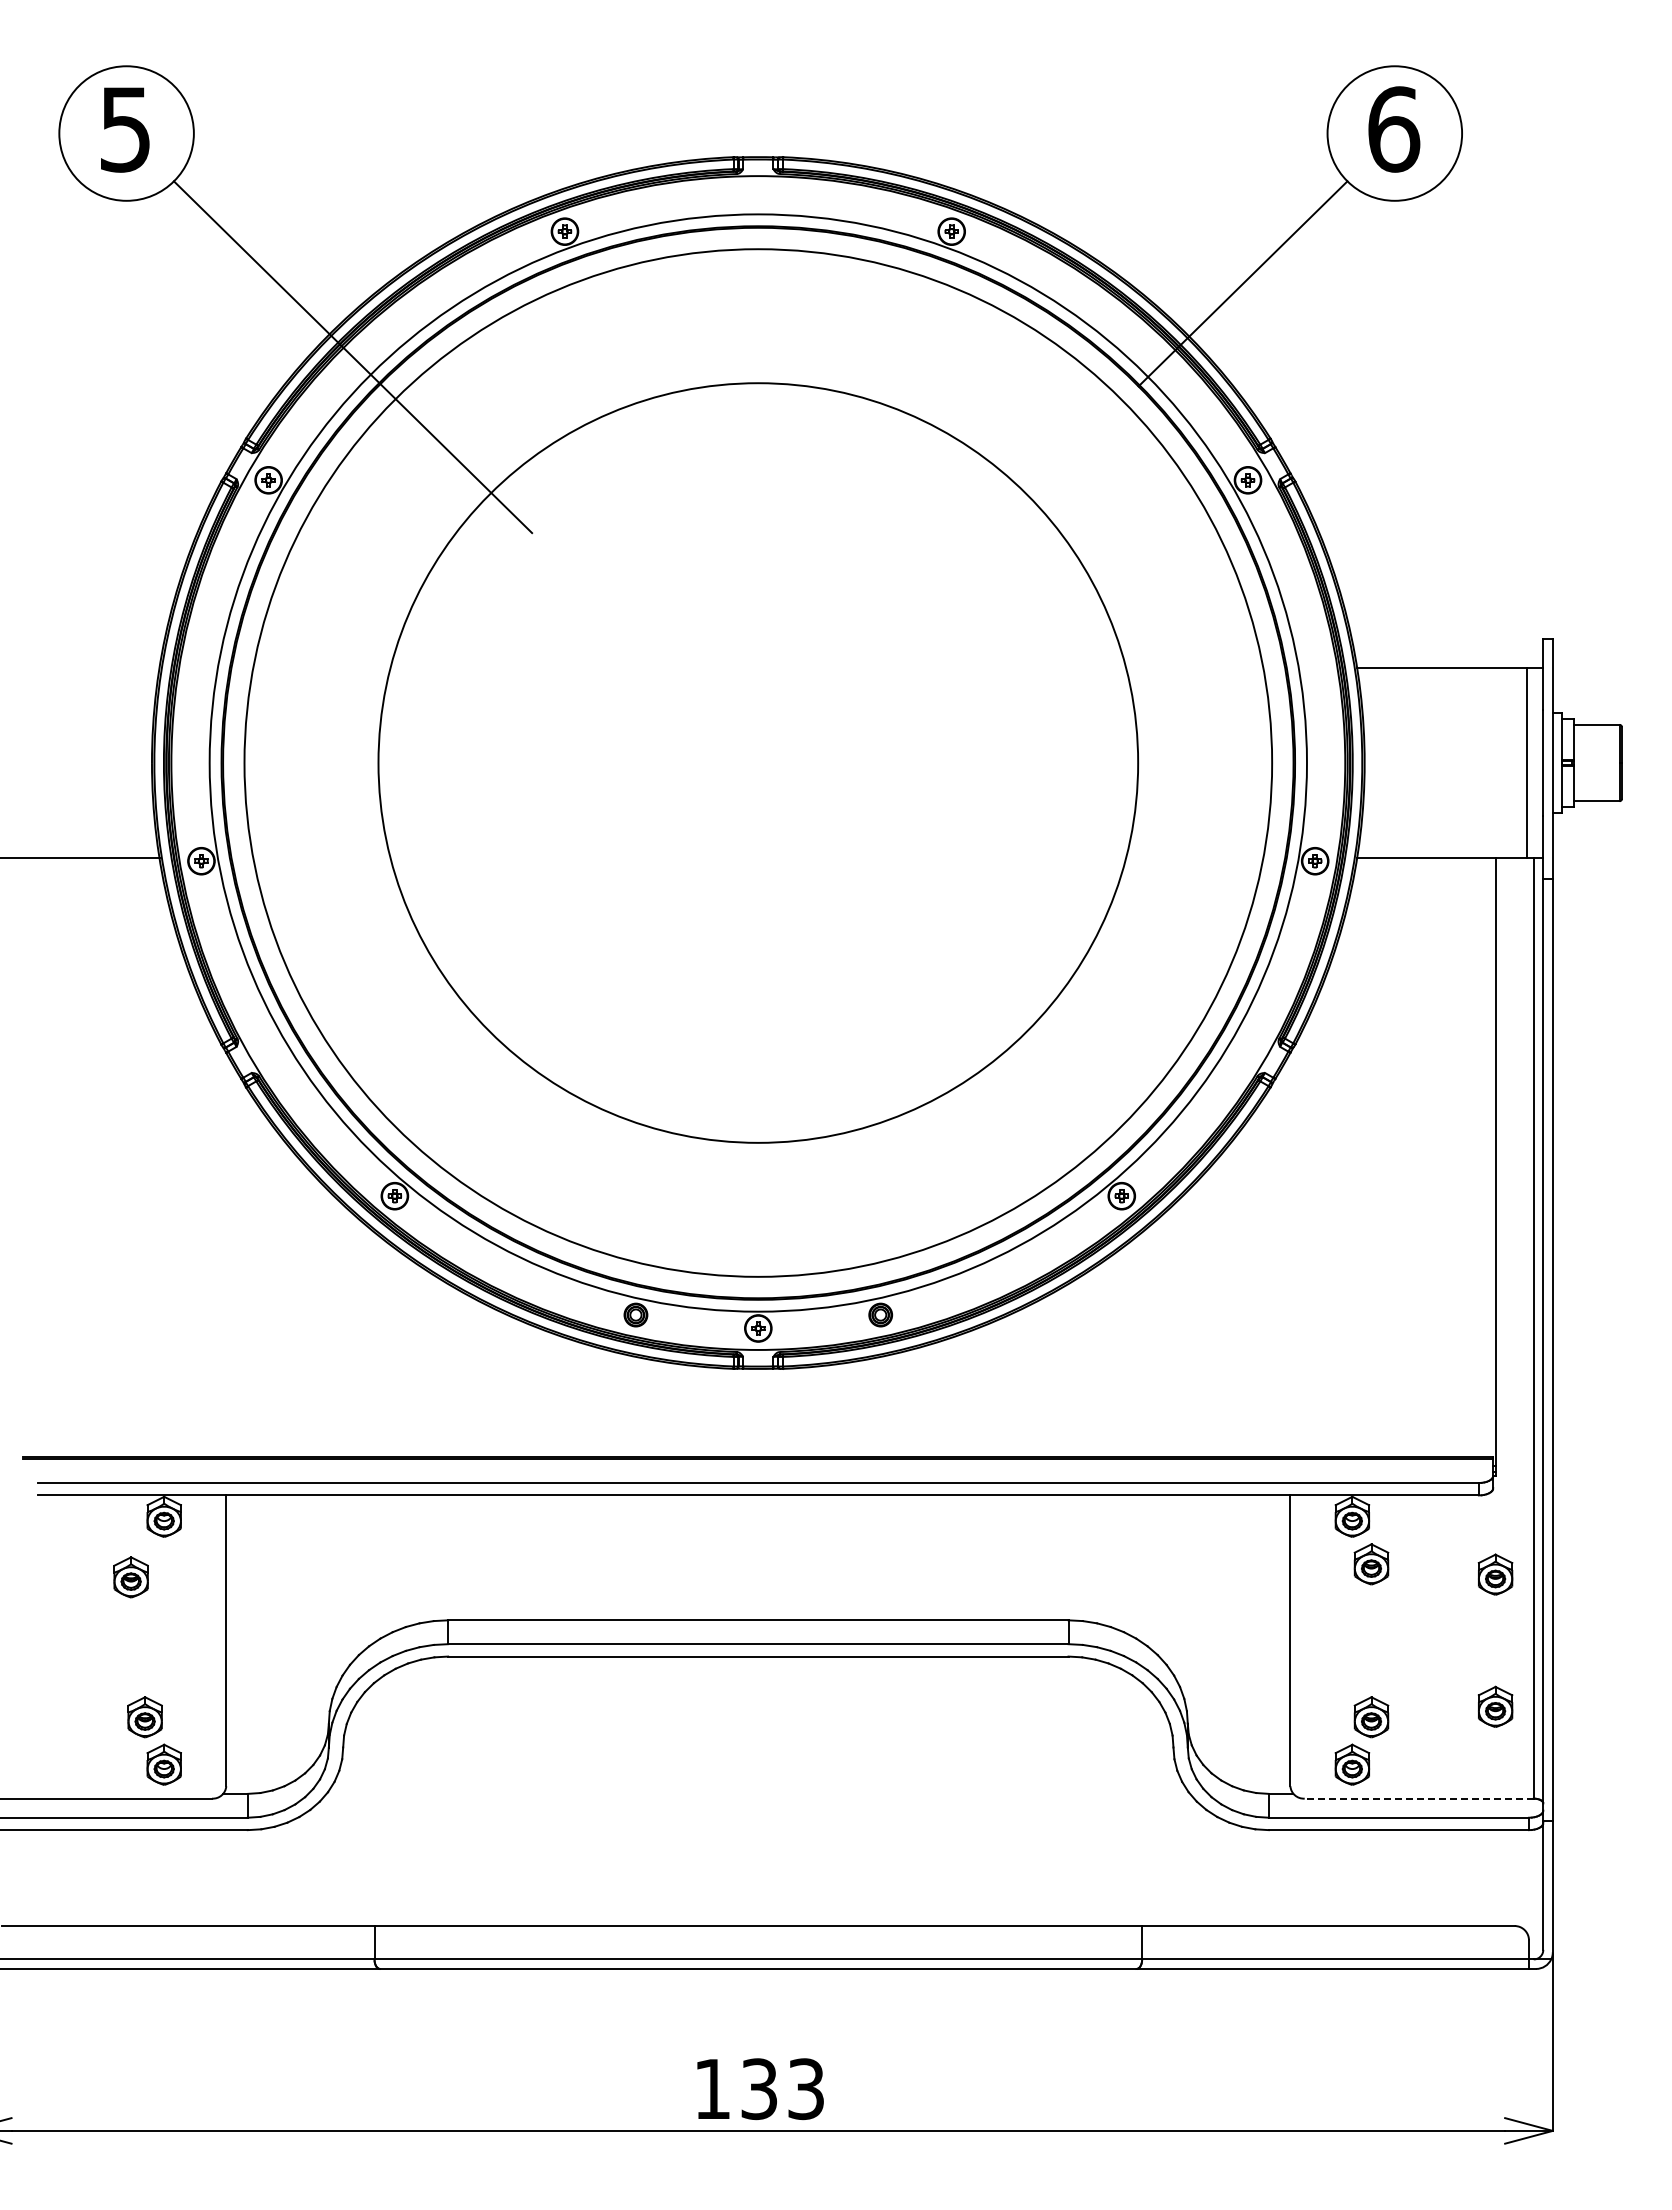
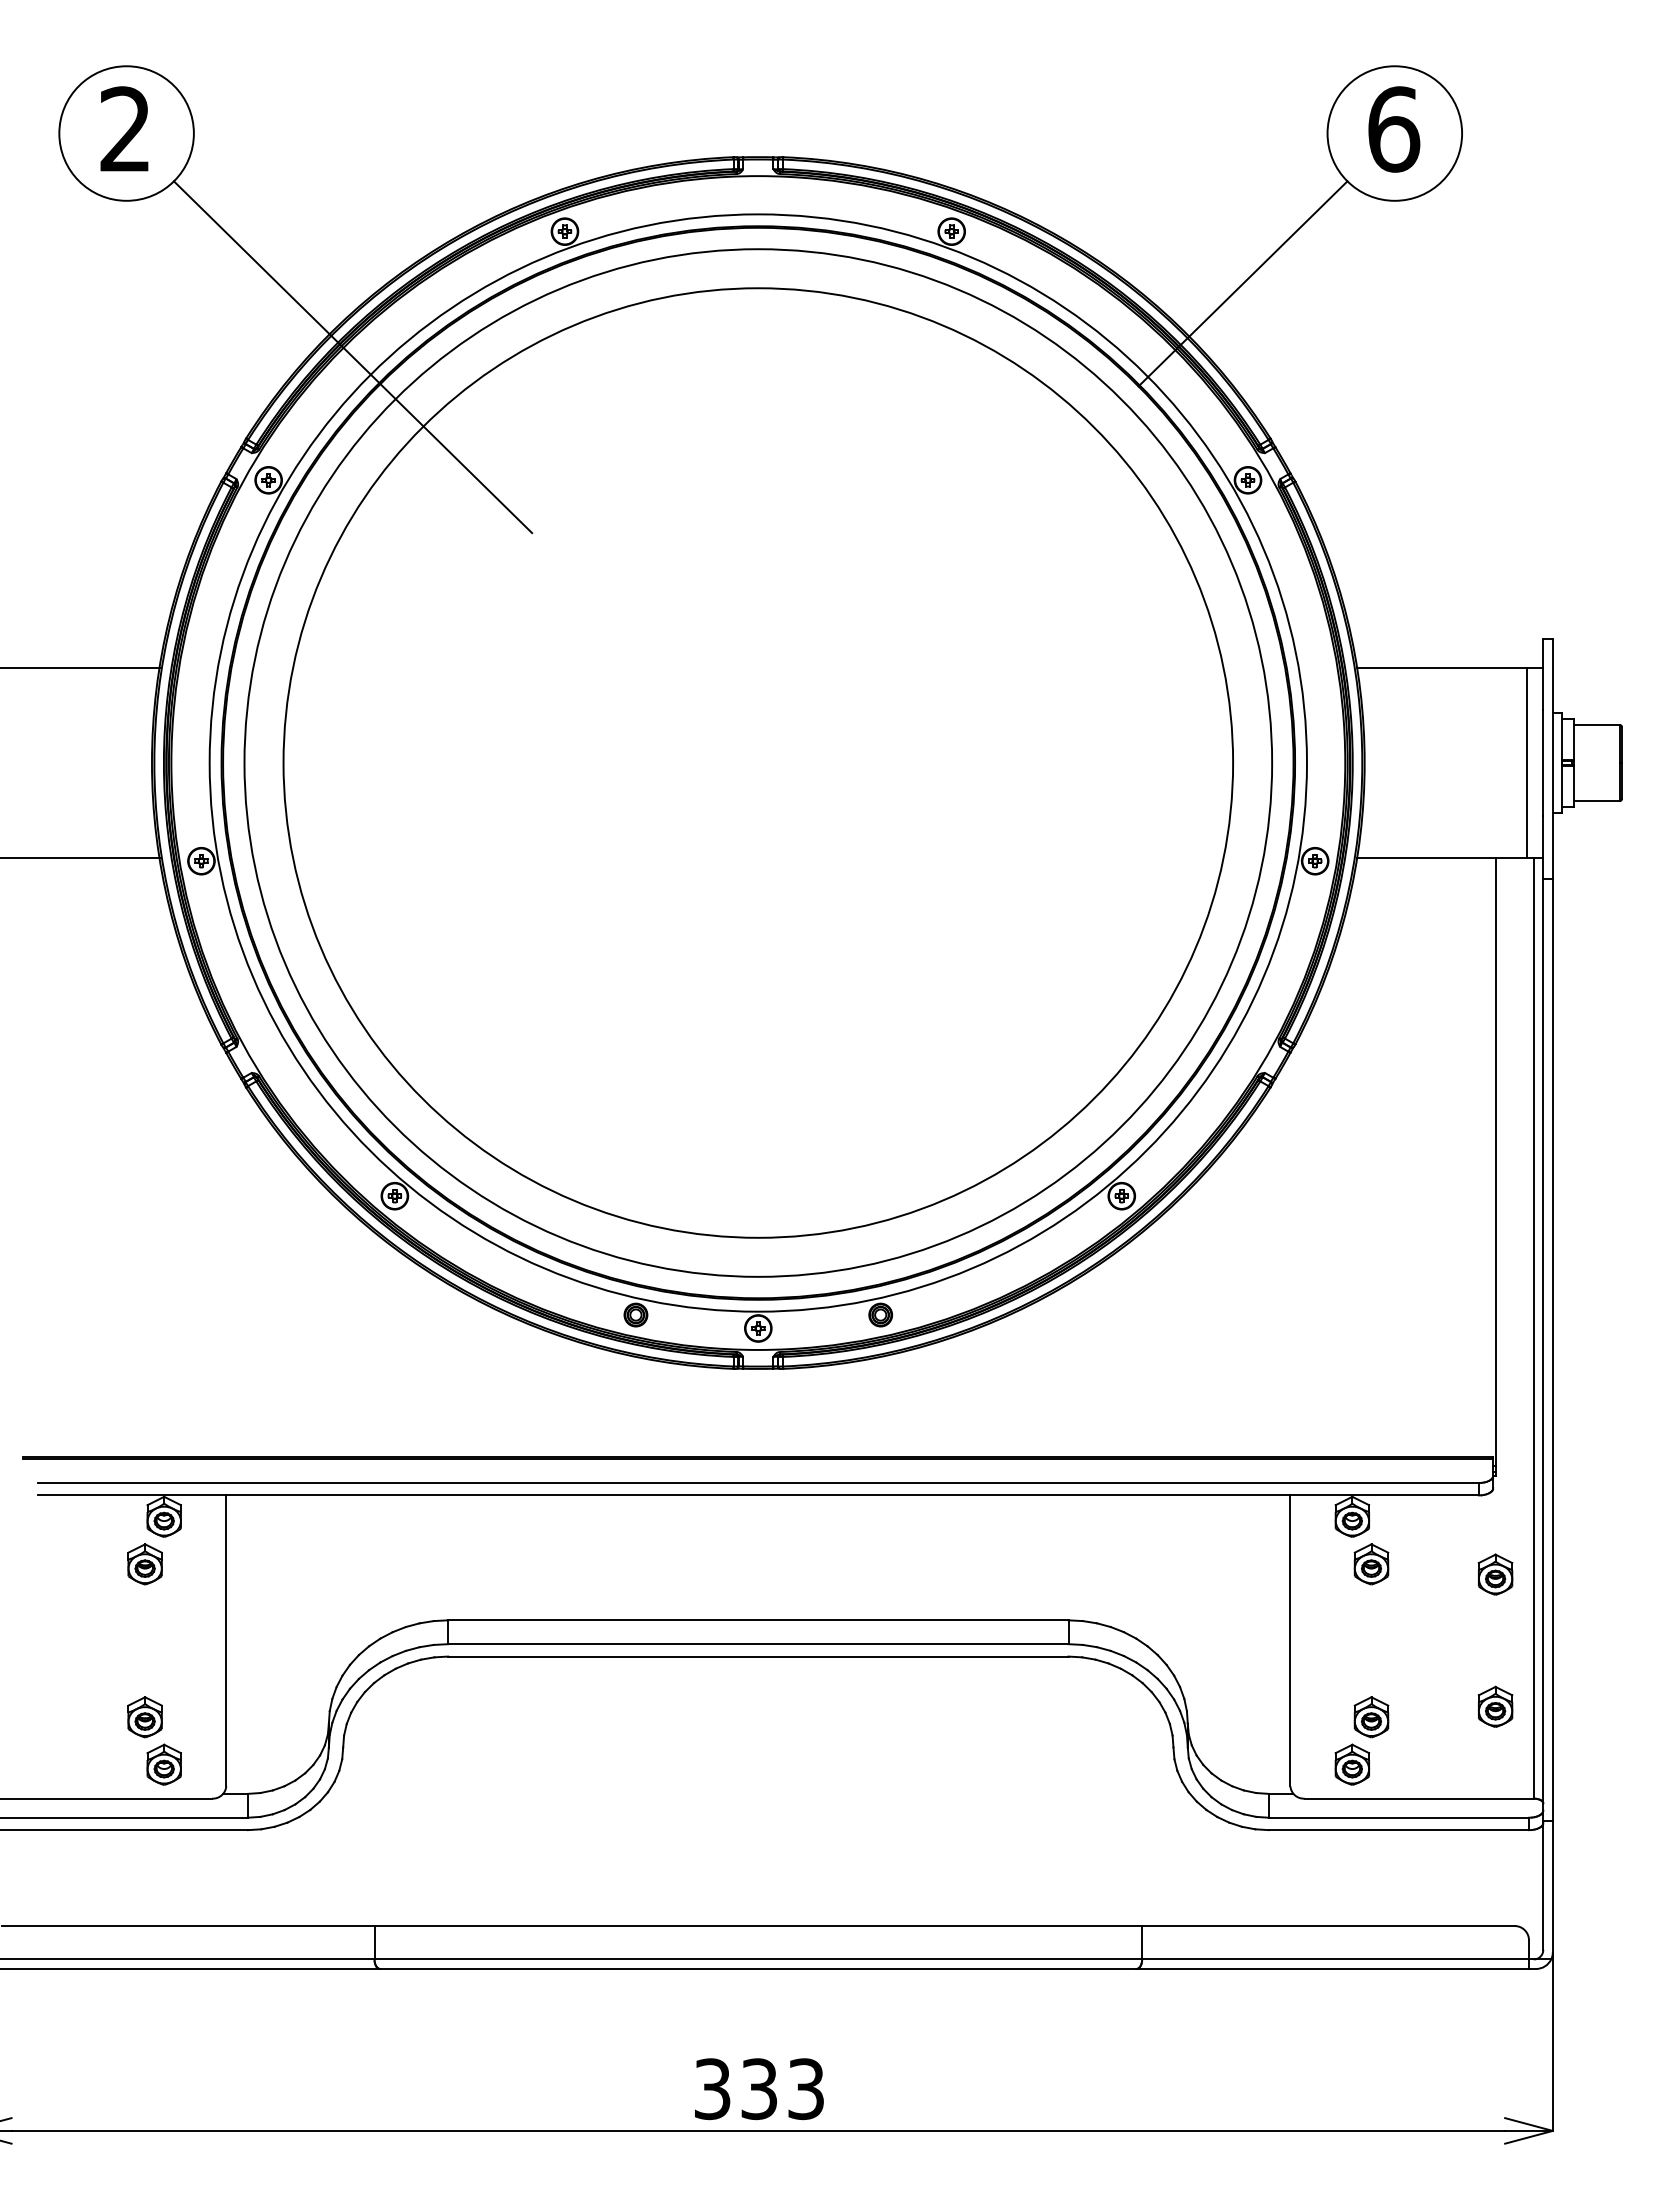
text: 5 -> 2 (124, 129)
line: none -> present (80, 667)
circle diameter: 760 px -> 950 px (758, 762)
part position: (130, 1577) -> (144, 1564) (144, 1564)
line: dashed -> solid (1419, 1798)
text: 133 -> 333 (712, 2089)
